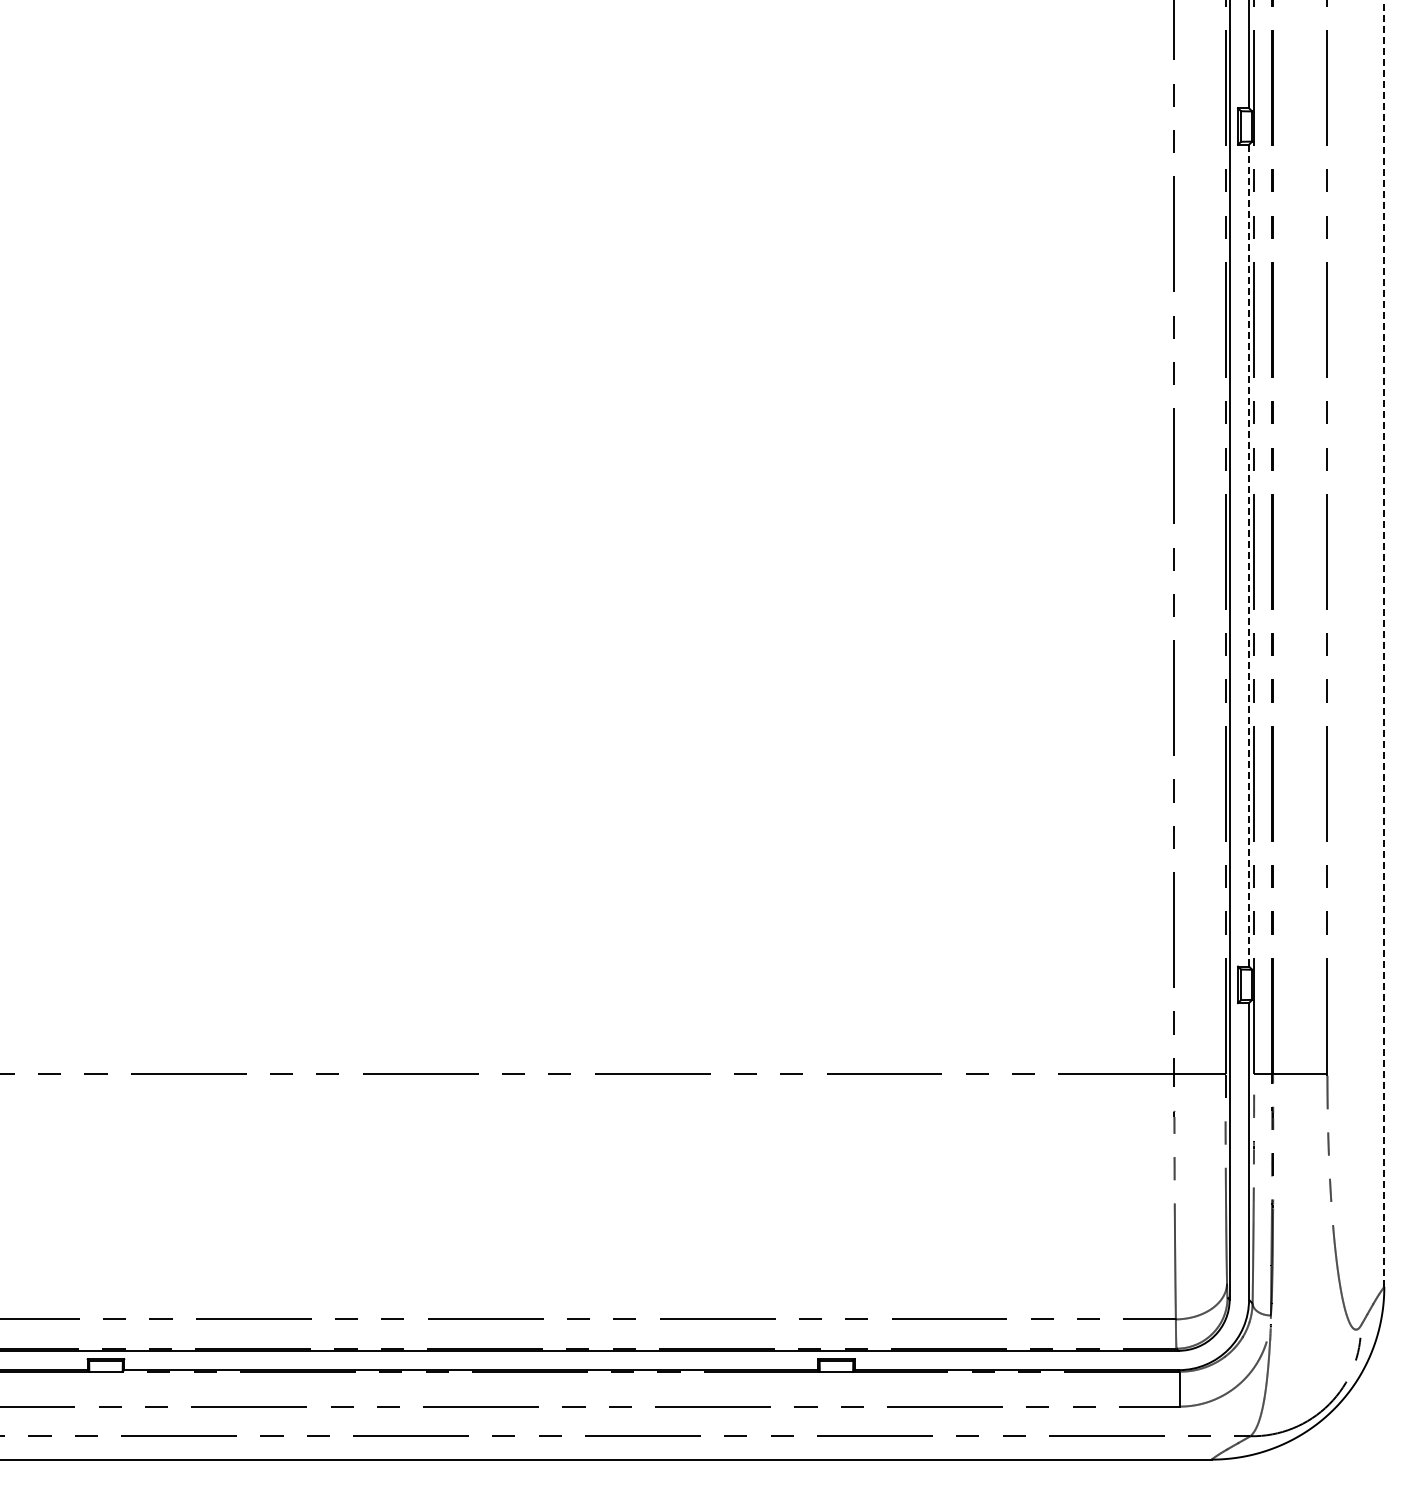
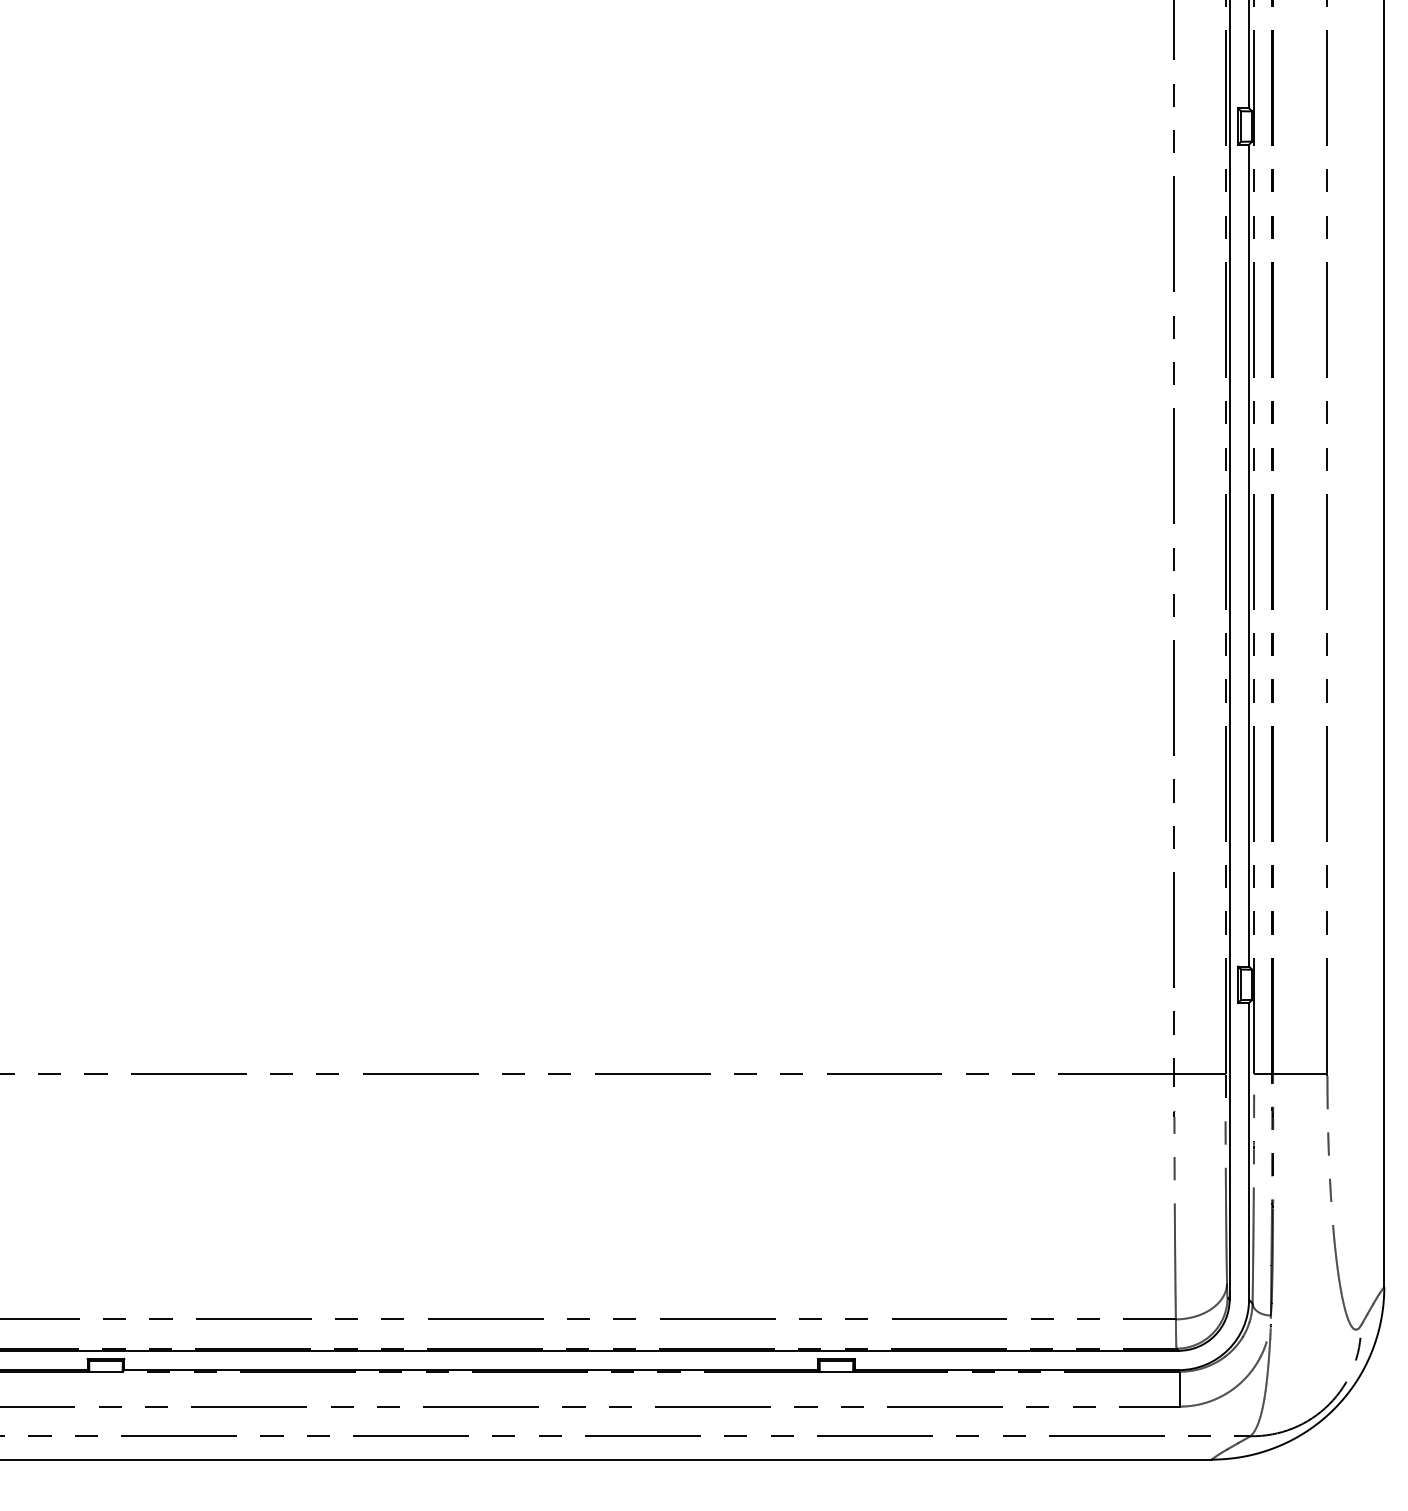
line: dashed -> solid (1249, 555)
line: dashed -> solid (1384, 643)
